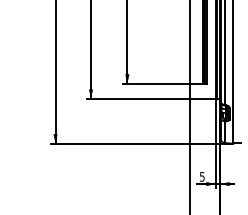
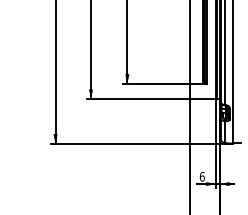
text: 5 -> 6 (201, 176)
